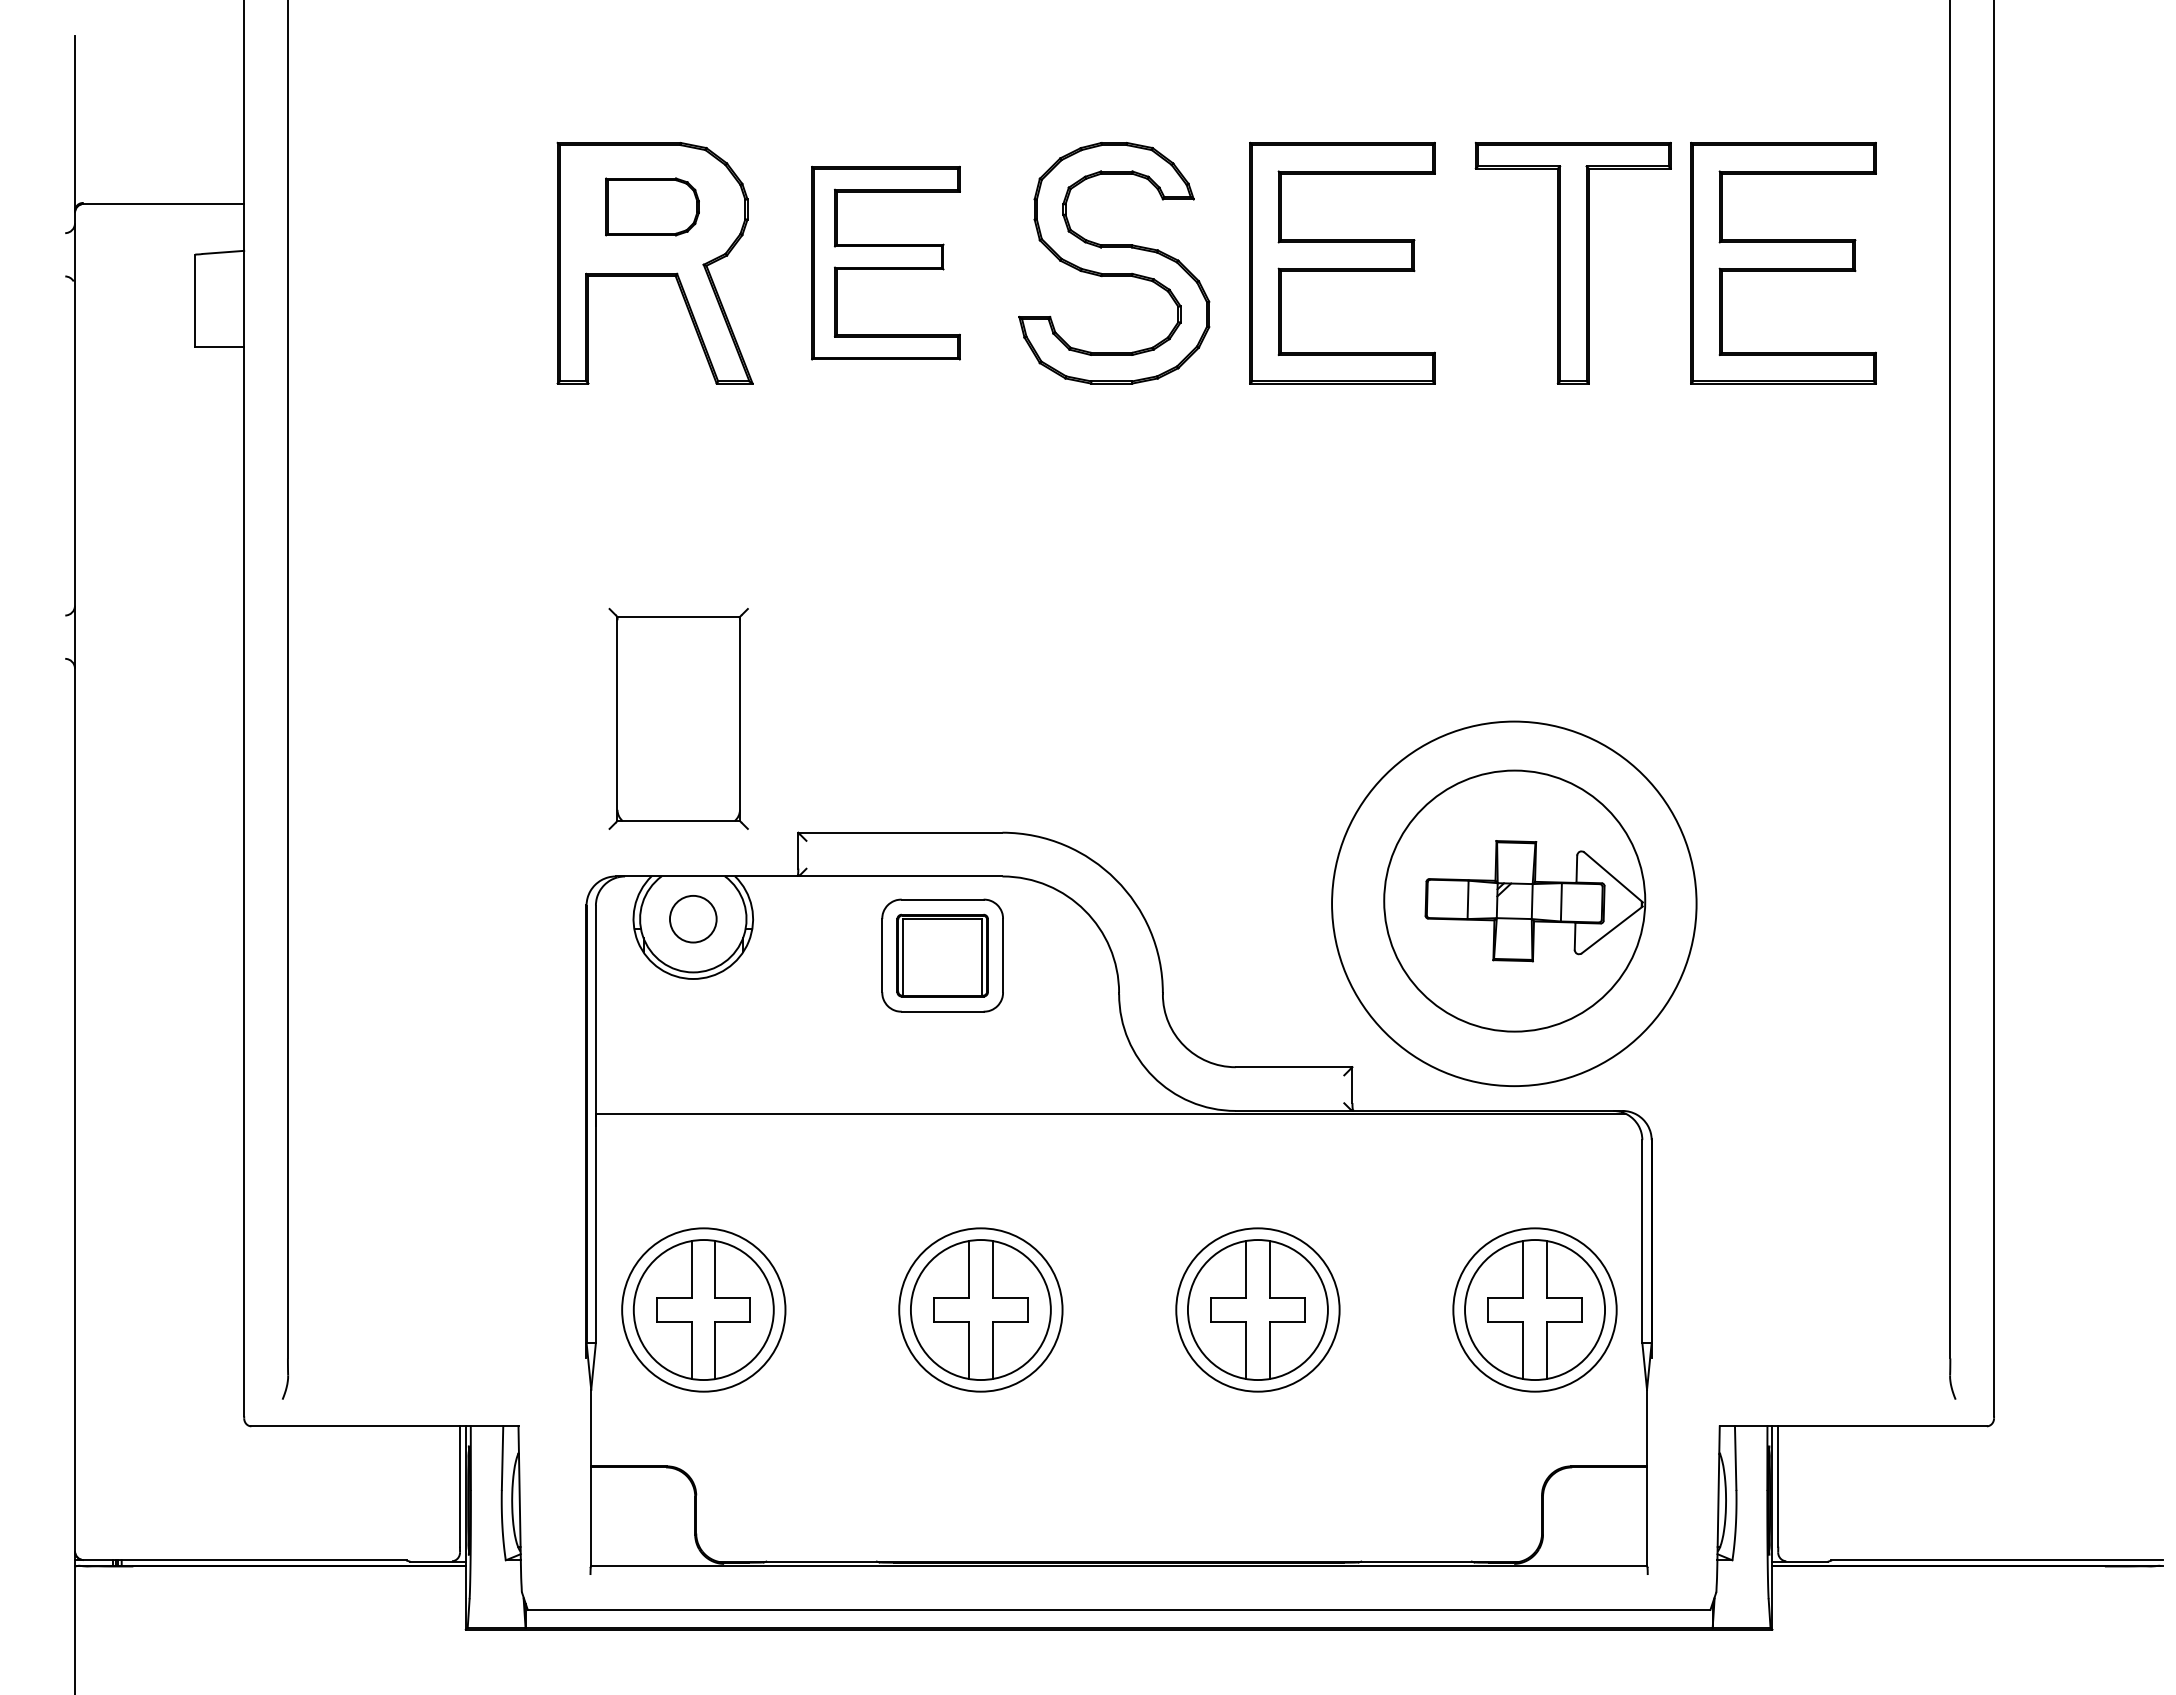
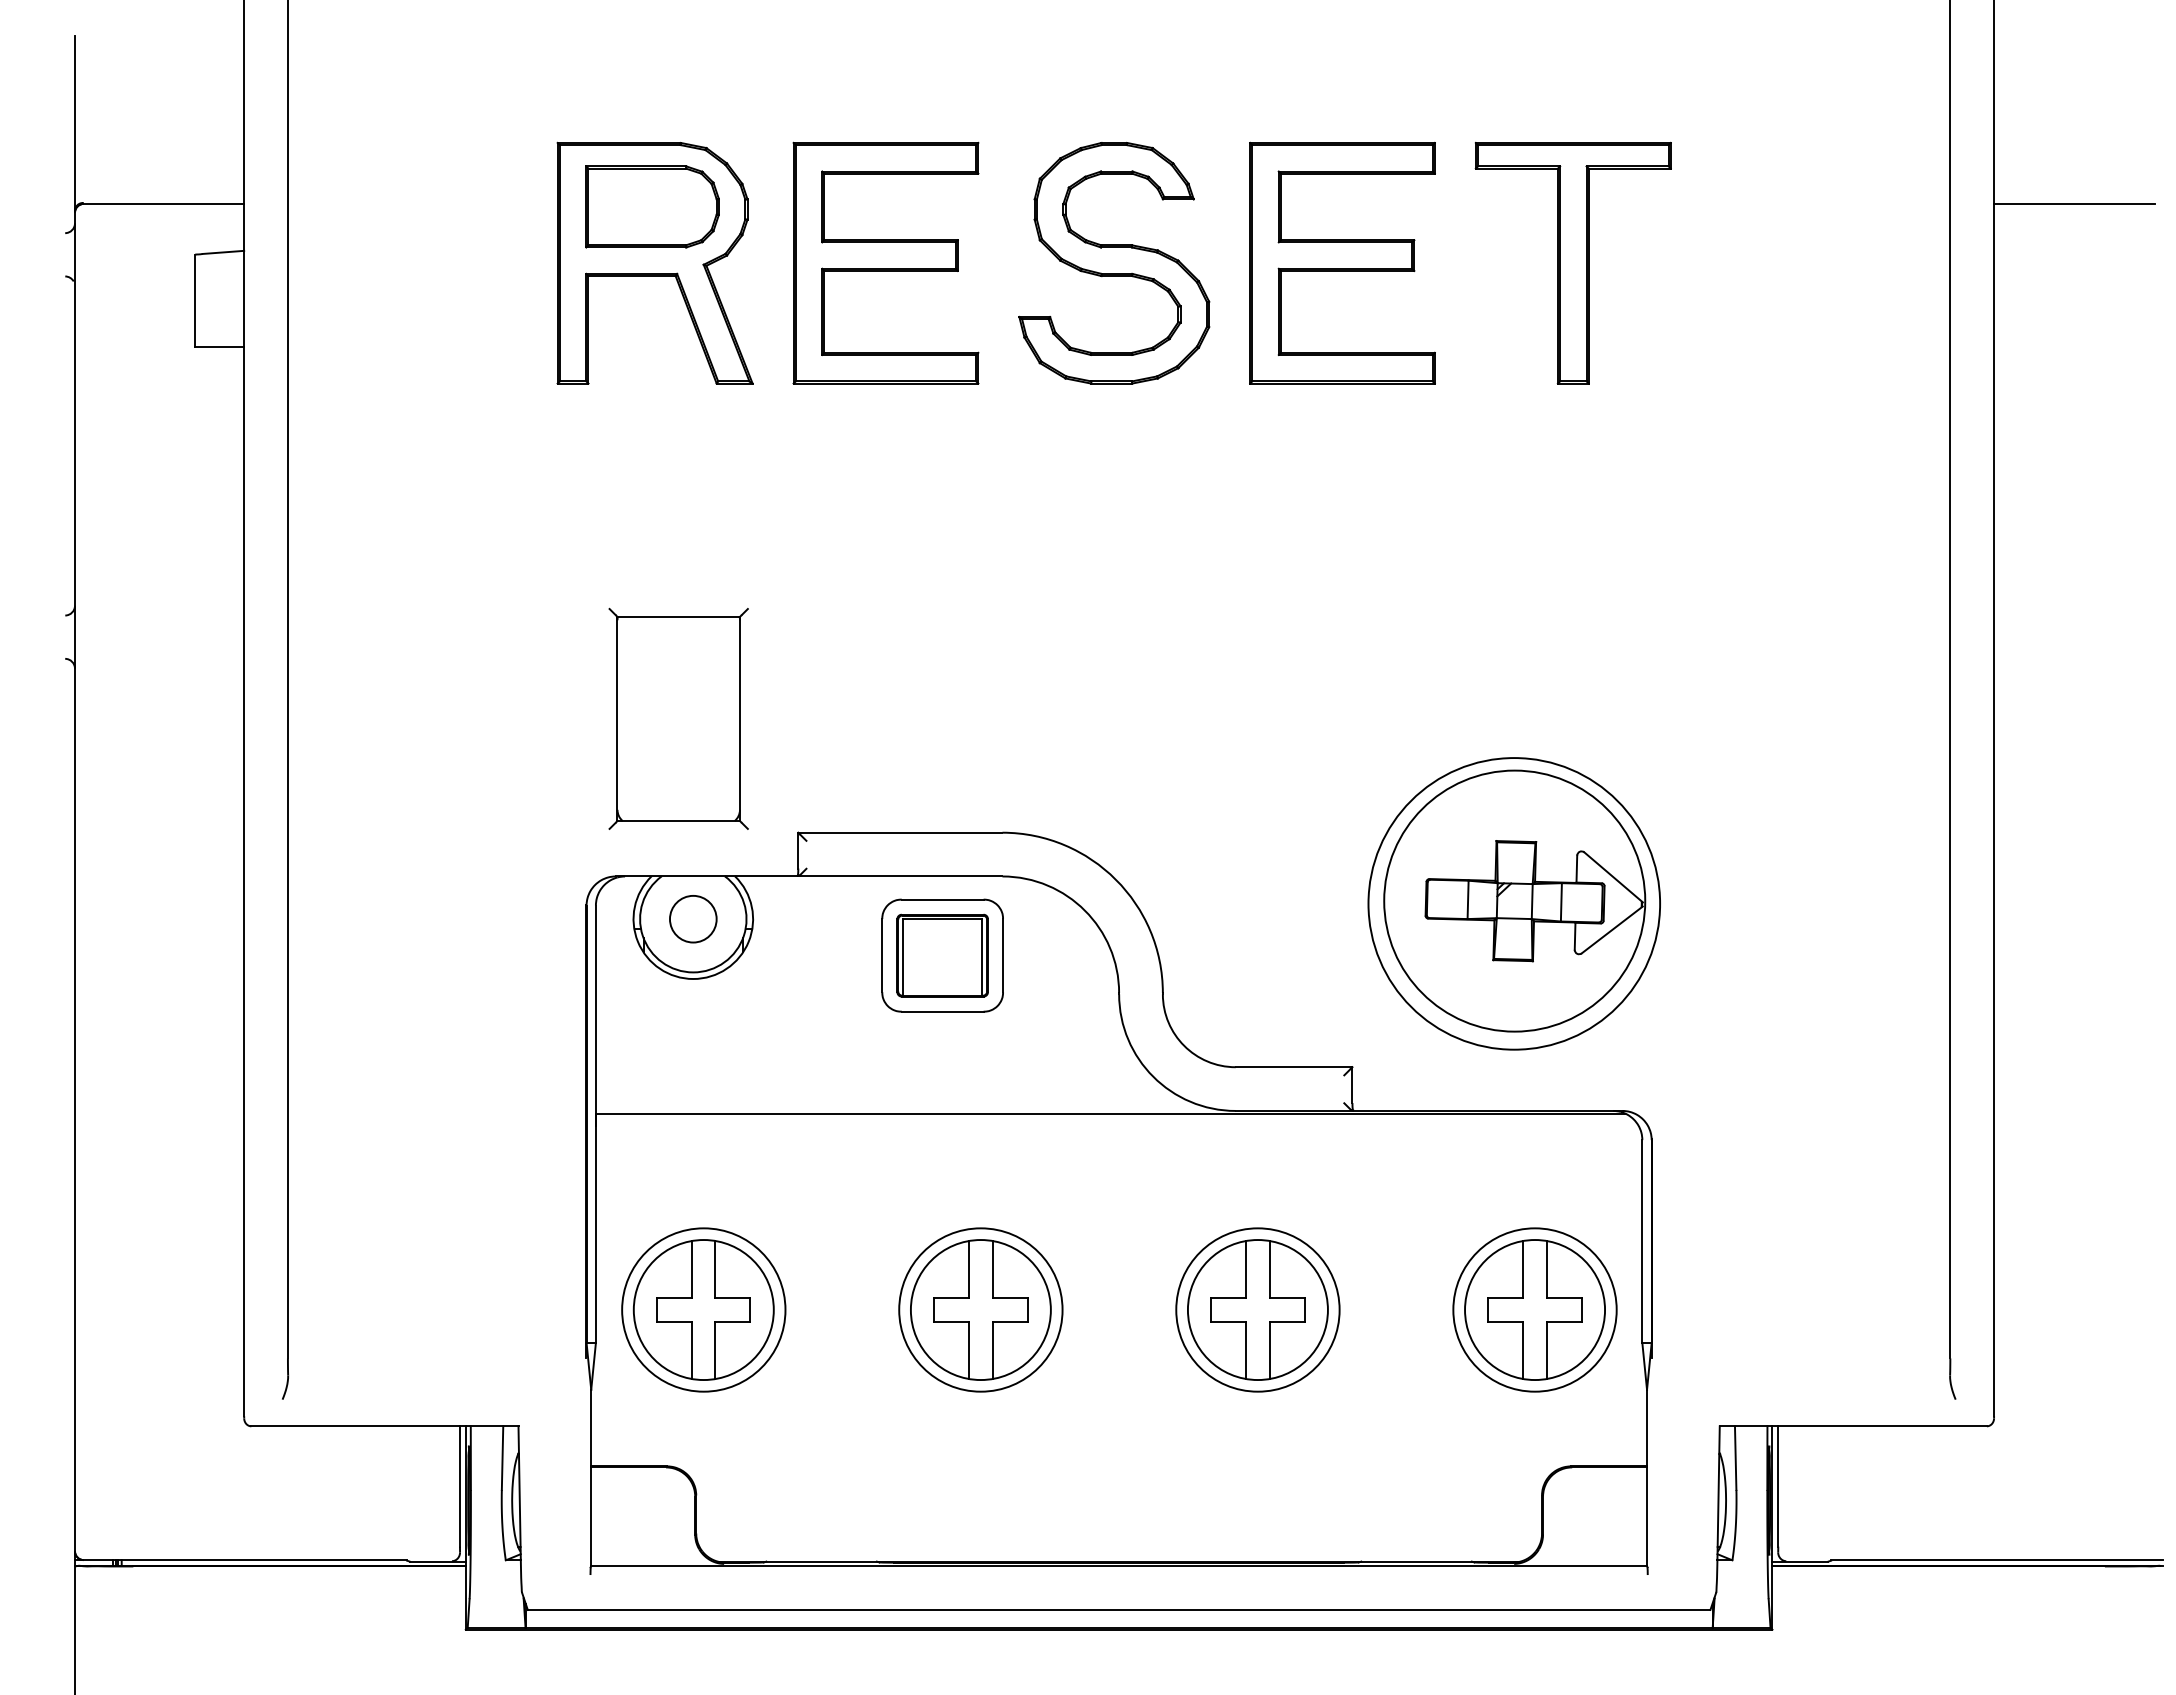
line: none -> present (2074, 203)
part size: 95x60 px -> 135x84 px (652, 206)
part size: 150x196 px -> 188x244 px (885, 262)
part: present -> none (1783, 262)
circle diameter: 365 px -> 292 px (1514, 903)
